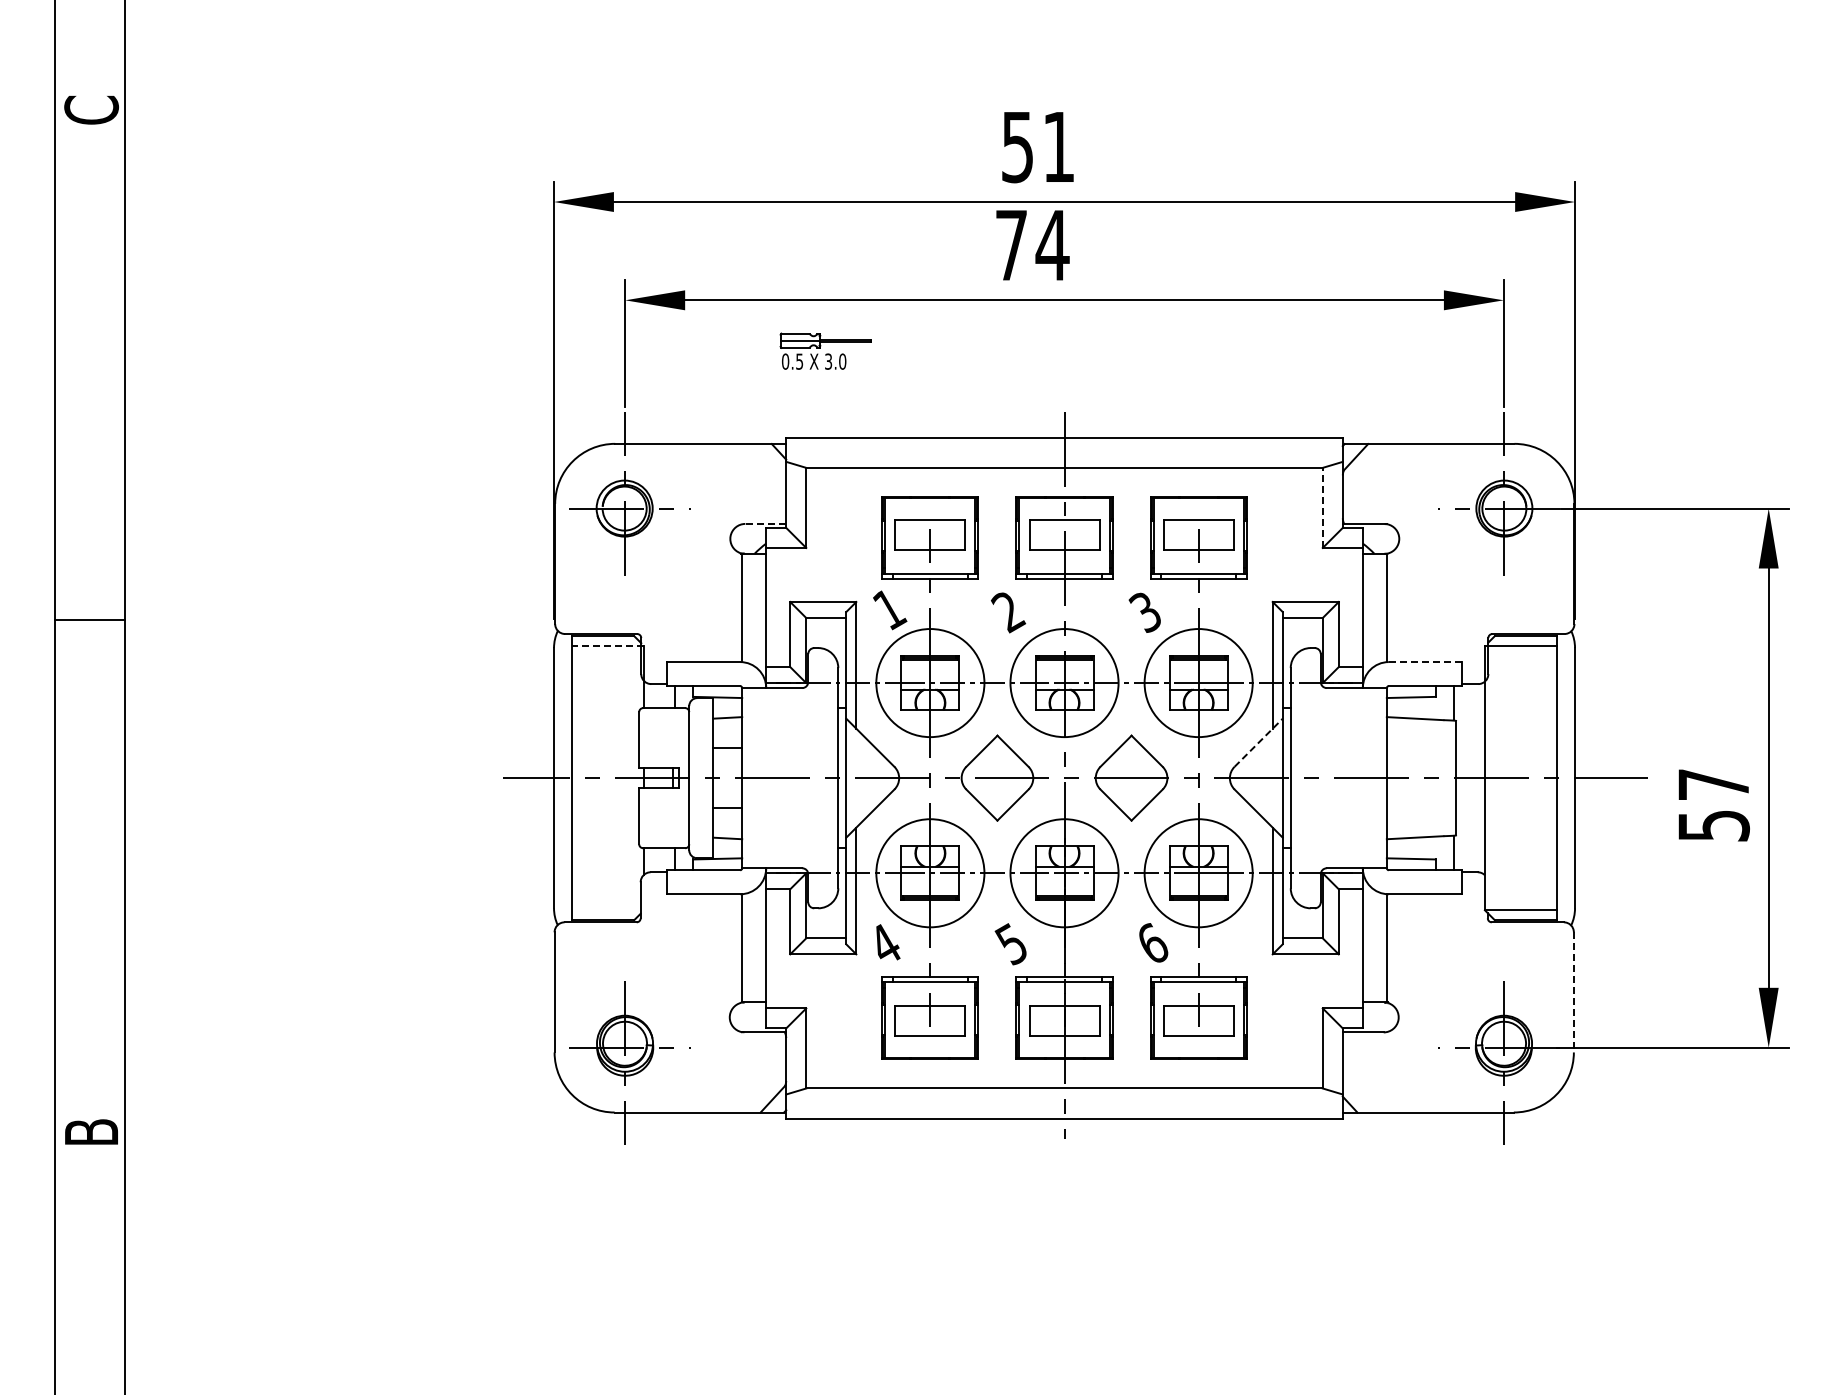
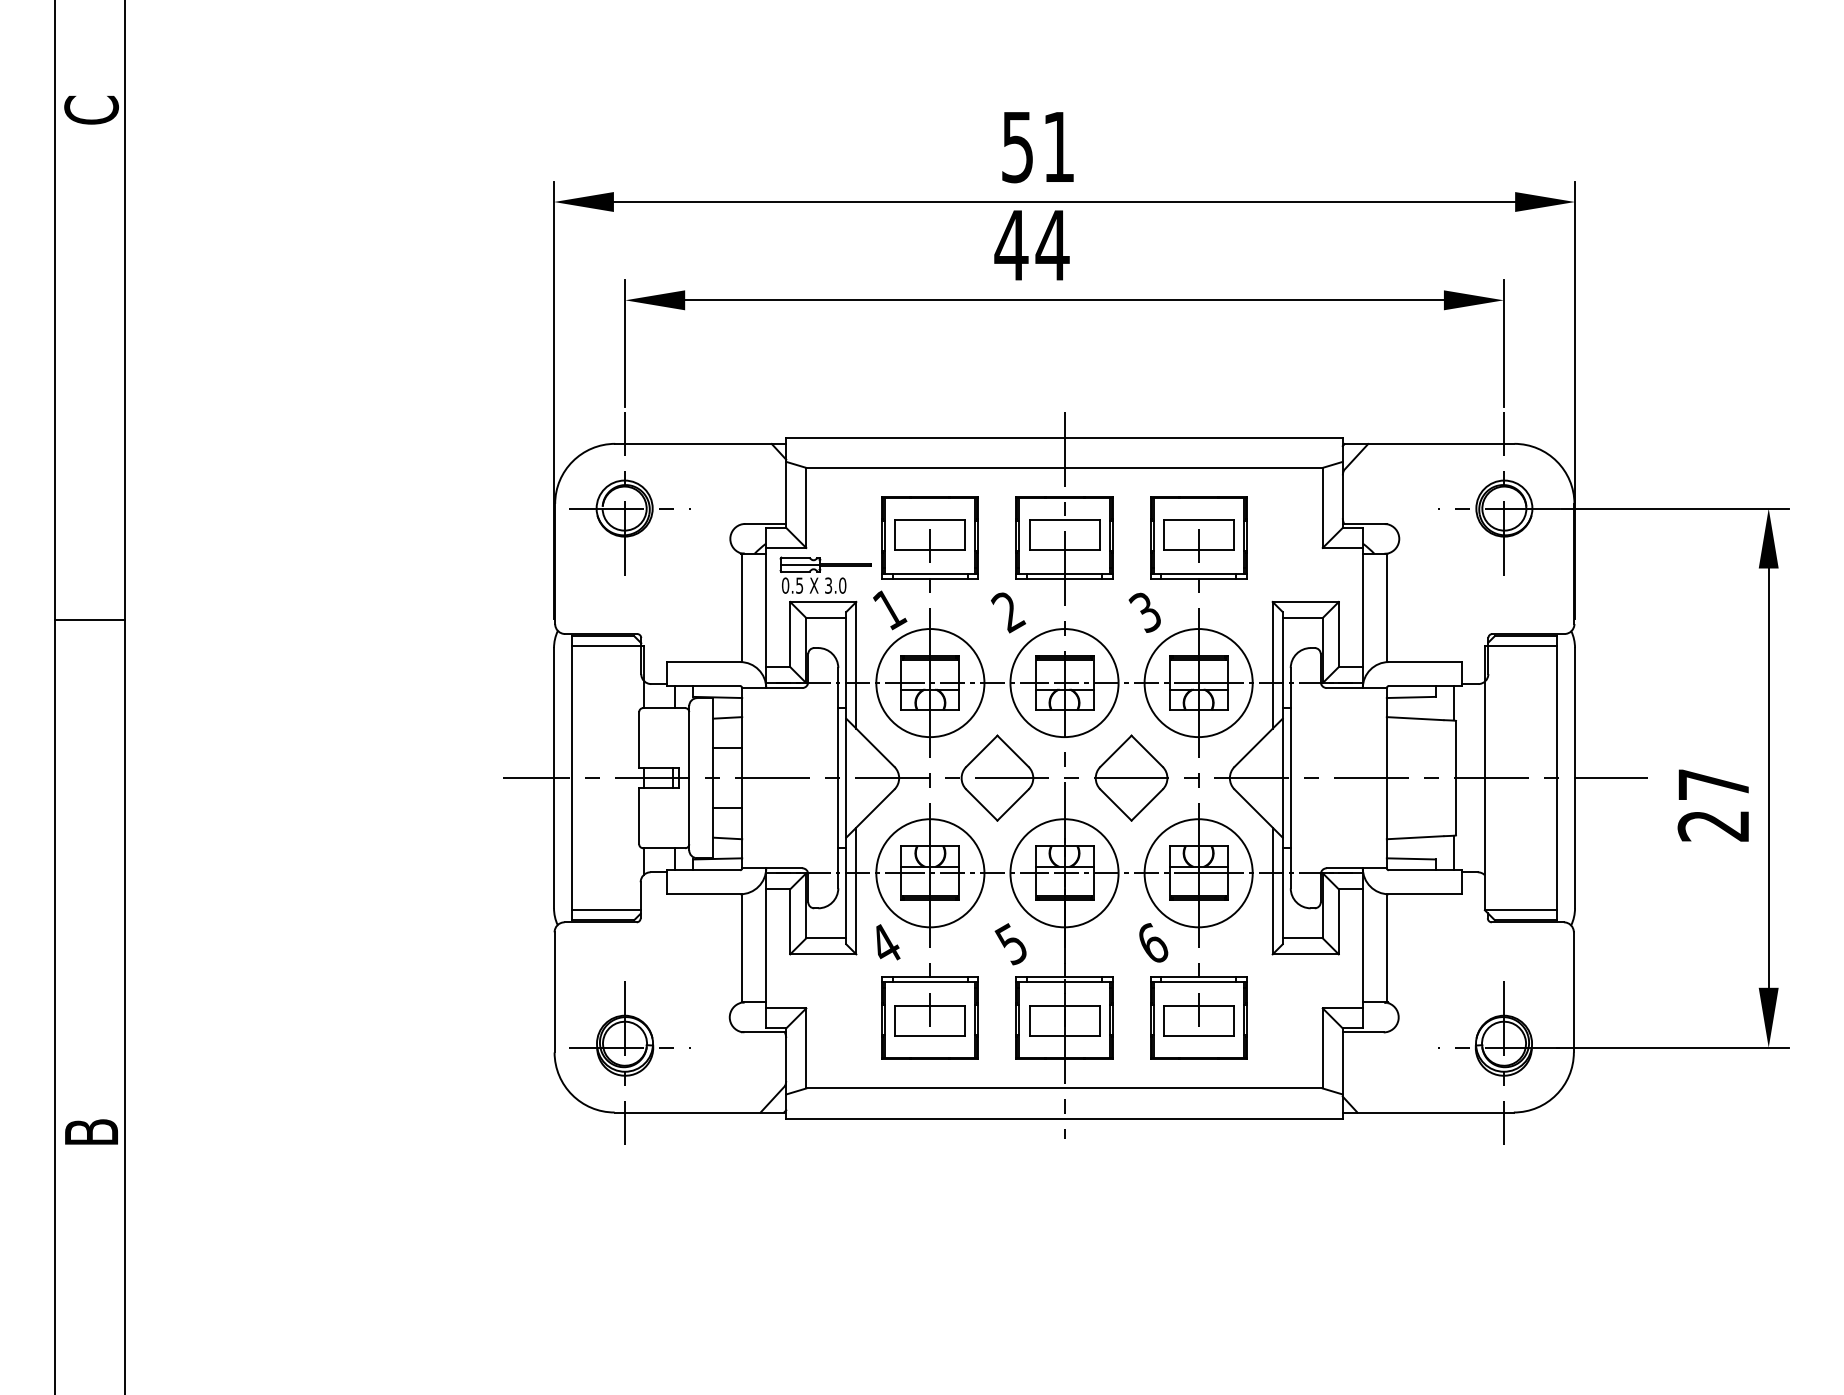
text: 74 -> 44 (1011, 245)
part position: (825, 350) -> (825, 574) (825, 574)
line: dashed -> solid (1322, 507)
line: dashed -> solid (765, 523)
line: dashed -> solid (607, 646)
line: dashed -> solid (1425, 662)
line: dashed -> solid (1259, 742)
text: 57 -> 27 (1713, 826)
line: none -> present (606, 910)
line: dashed -> solid (1573, 992)
